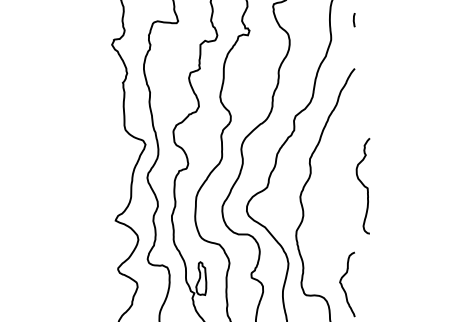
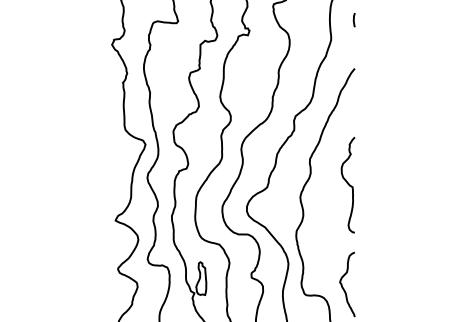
curve position: (362, 185) -> (347, 184) (347, 184)
